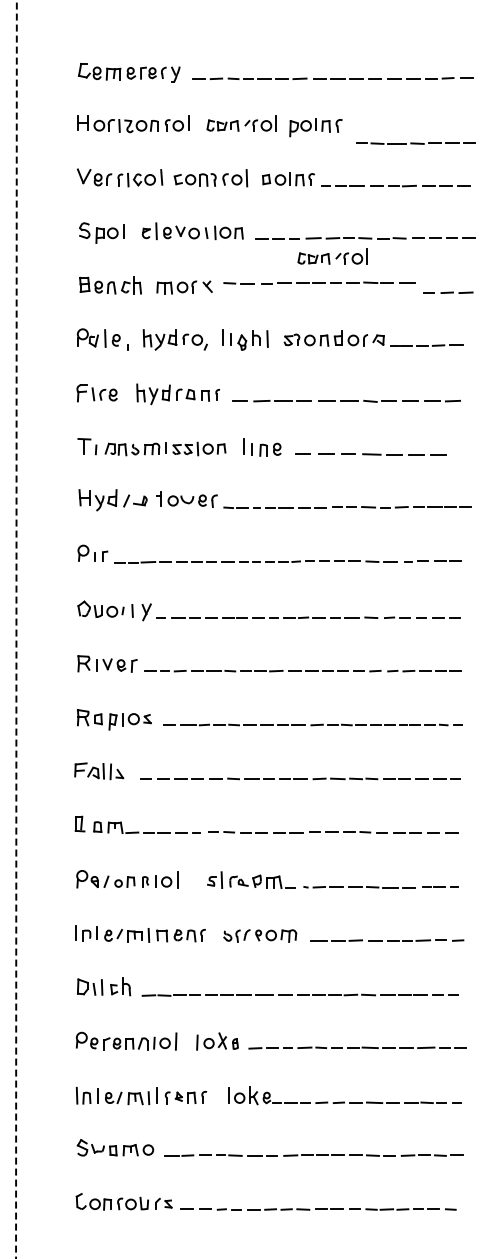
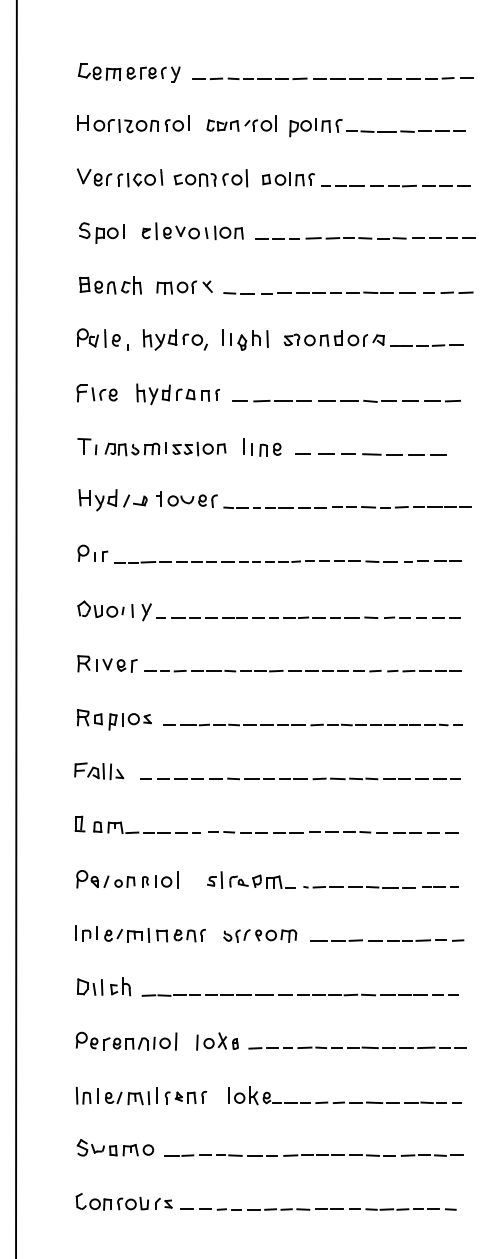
part position: (415, 143) -> (405, 131) (405, 131)
part: present -> none (332, 256)
part position: (319, 282) -> (319, 292) (319, 292)
line: dashed -> solid (16, 628)
